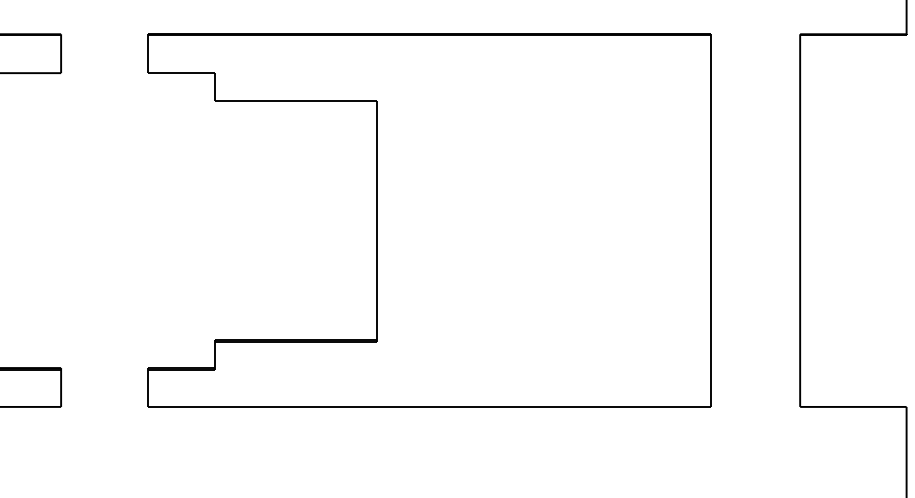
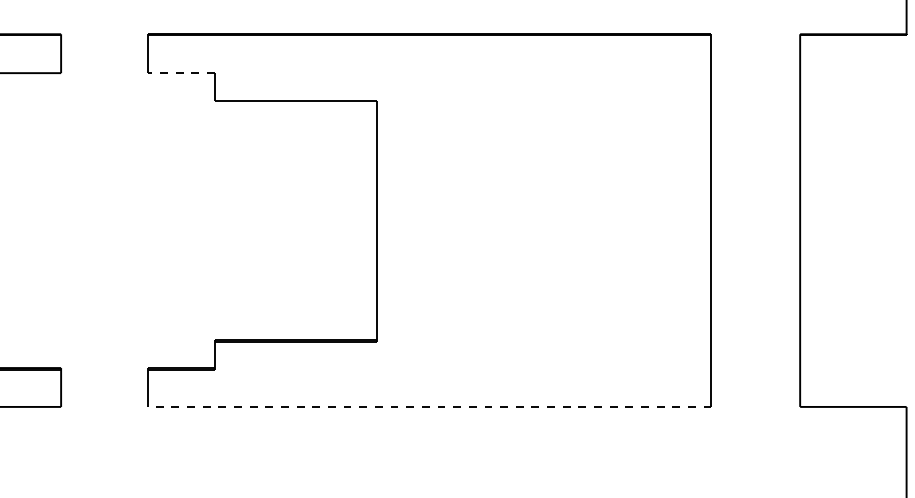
line: solid -> dashed (181, 73)
line: solid -> dashed (429, 406)
